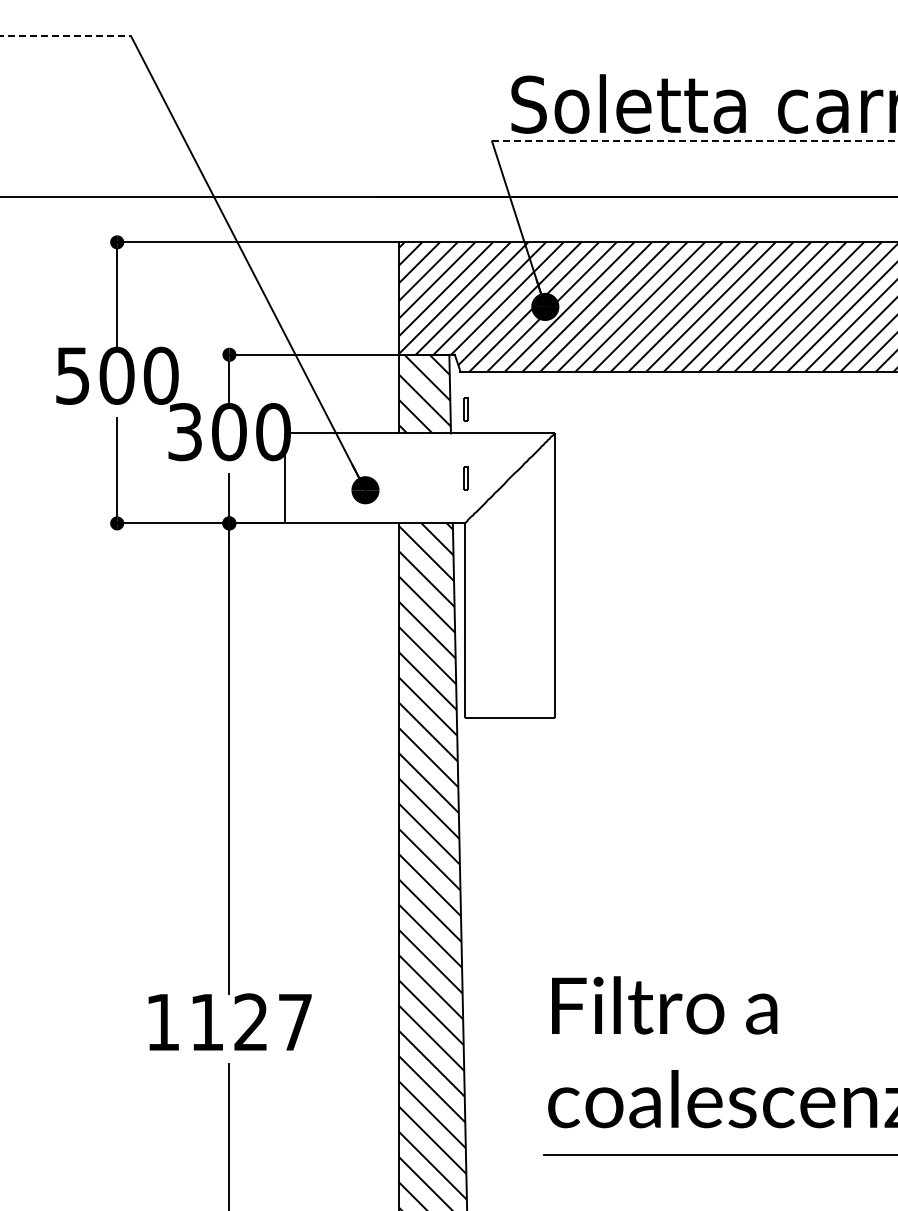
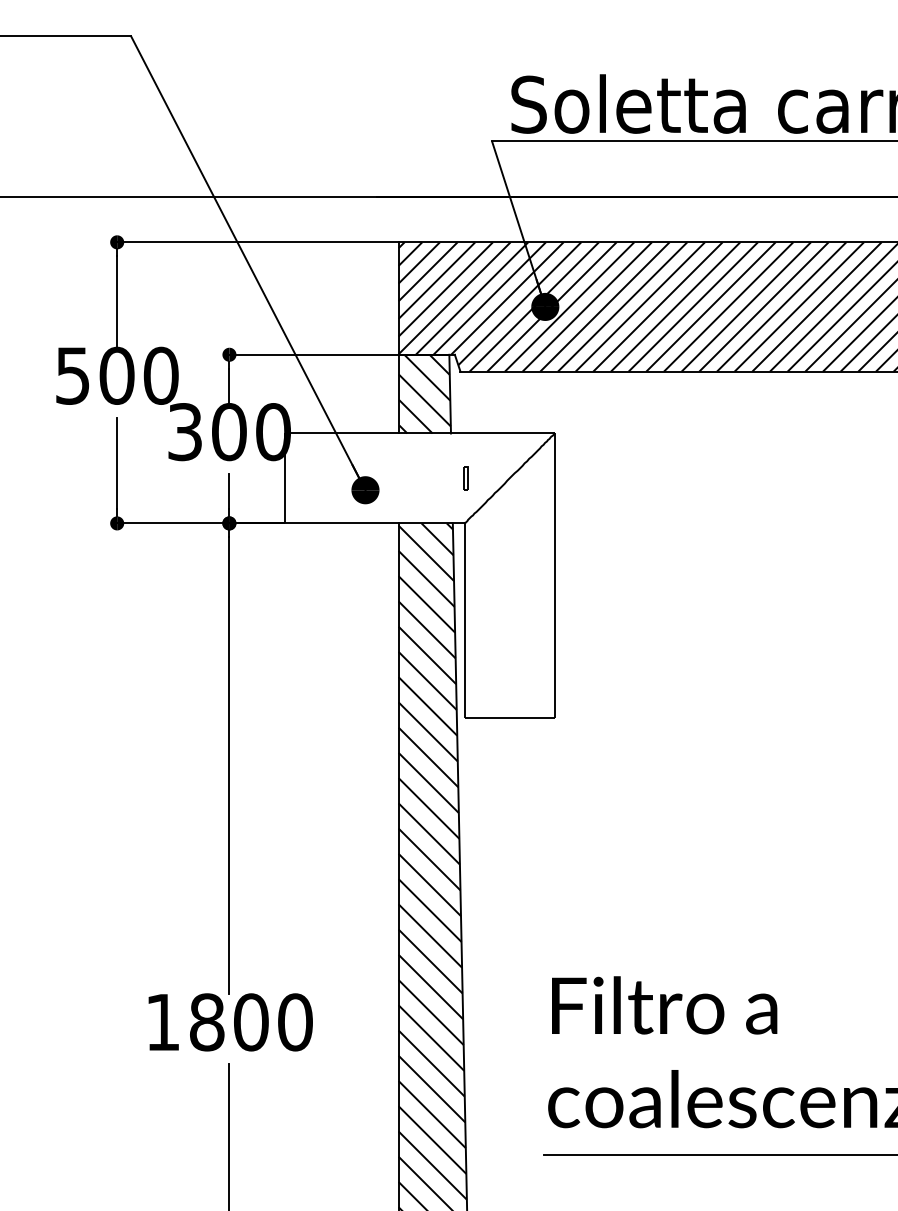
line: dashed -> solid (66, 36)
line: dashed -> solid (695, 141)
part: present -> none (465, 409)
text: 1127 -> 1800 (251, 1022)
